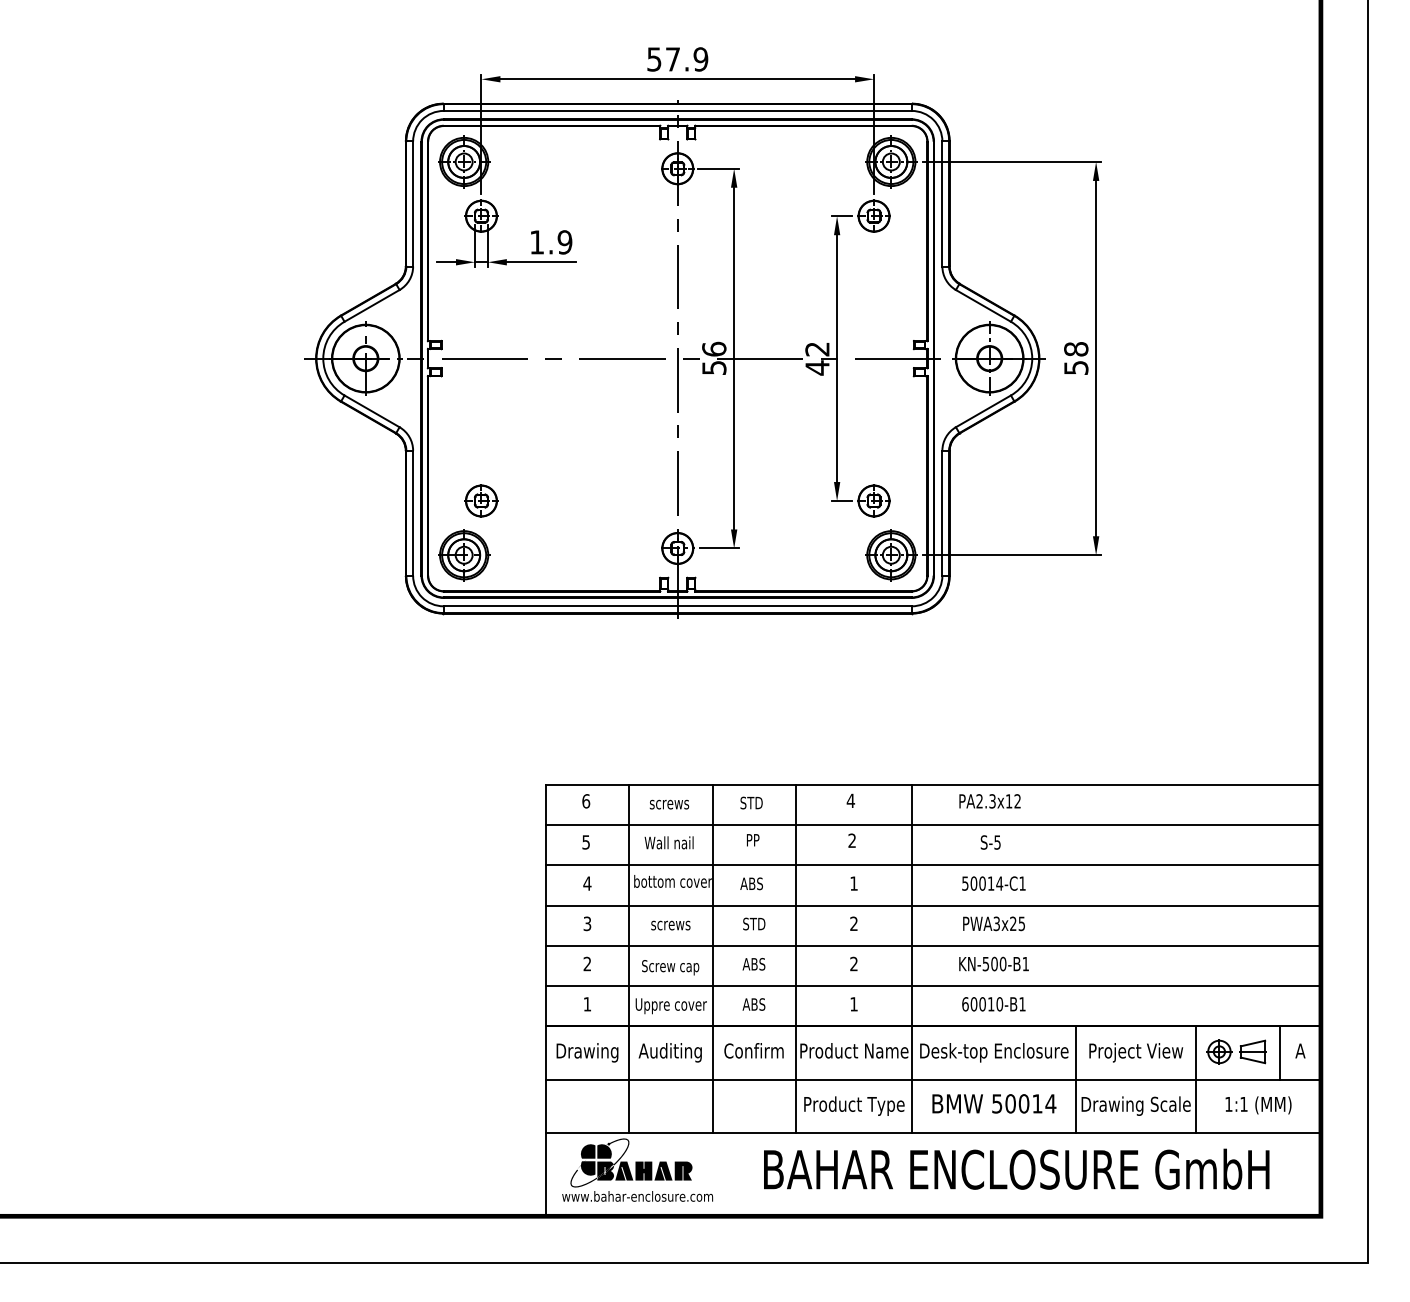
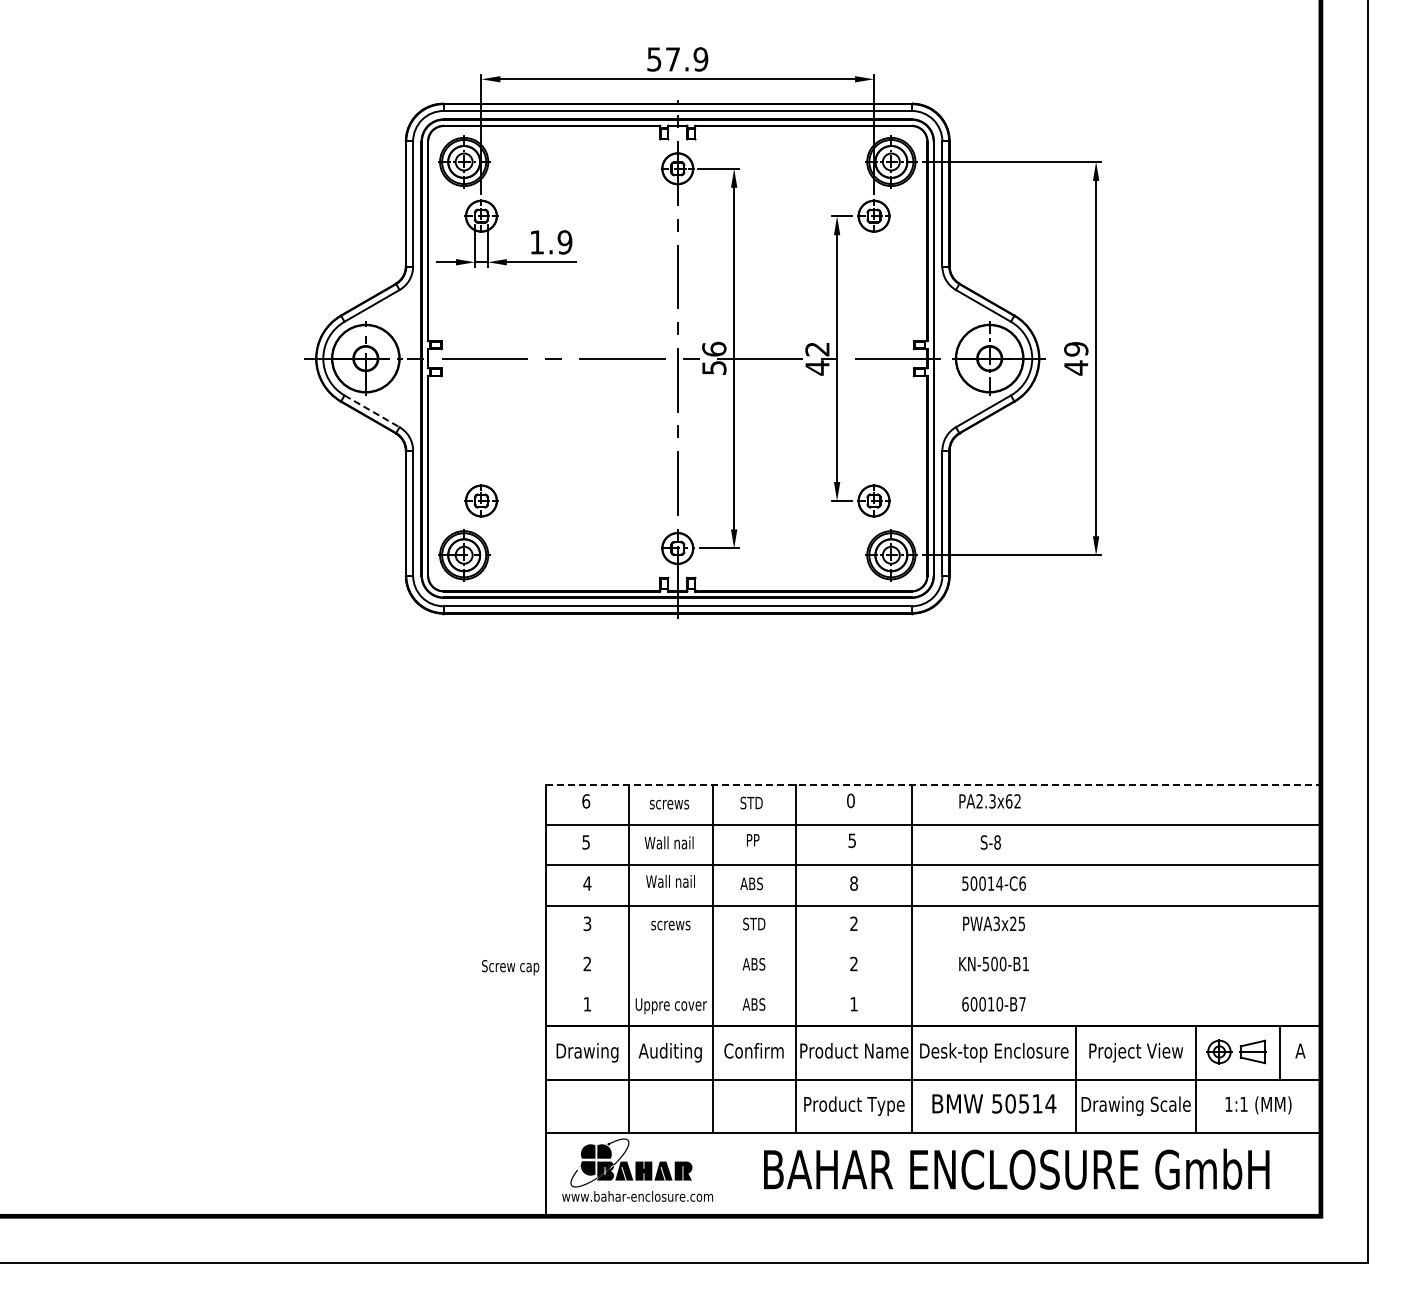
text: 58 -> 49 (1076, 358)
line: solid -> dashed (372, 411)
line: solid -> dashed (933, 784)
text: 4 -> 0 (850, 800)
text: PA2.3x12 -> PA2.3x62 (1008, 801)
text: 2 -> 5 (851, 840)
text: S-5 -> S-8 (997, 842)
text: bottom cover -> Wall nail (672, 881)
text: 1 -> 8 (853, 883)
text: 50014-C1 -> 50014-C6 (1022, 883)
line: present -> none (932, 945)
text position: (670, 967) -> (510, 967) (510, 967)
line: present -> none (932, 985)
text: 60010-B1 -> 60010-B7 (1022, 1004)
text: 50014 -> 50514 (1023, 1103)
